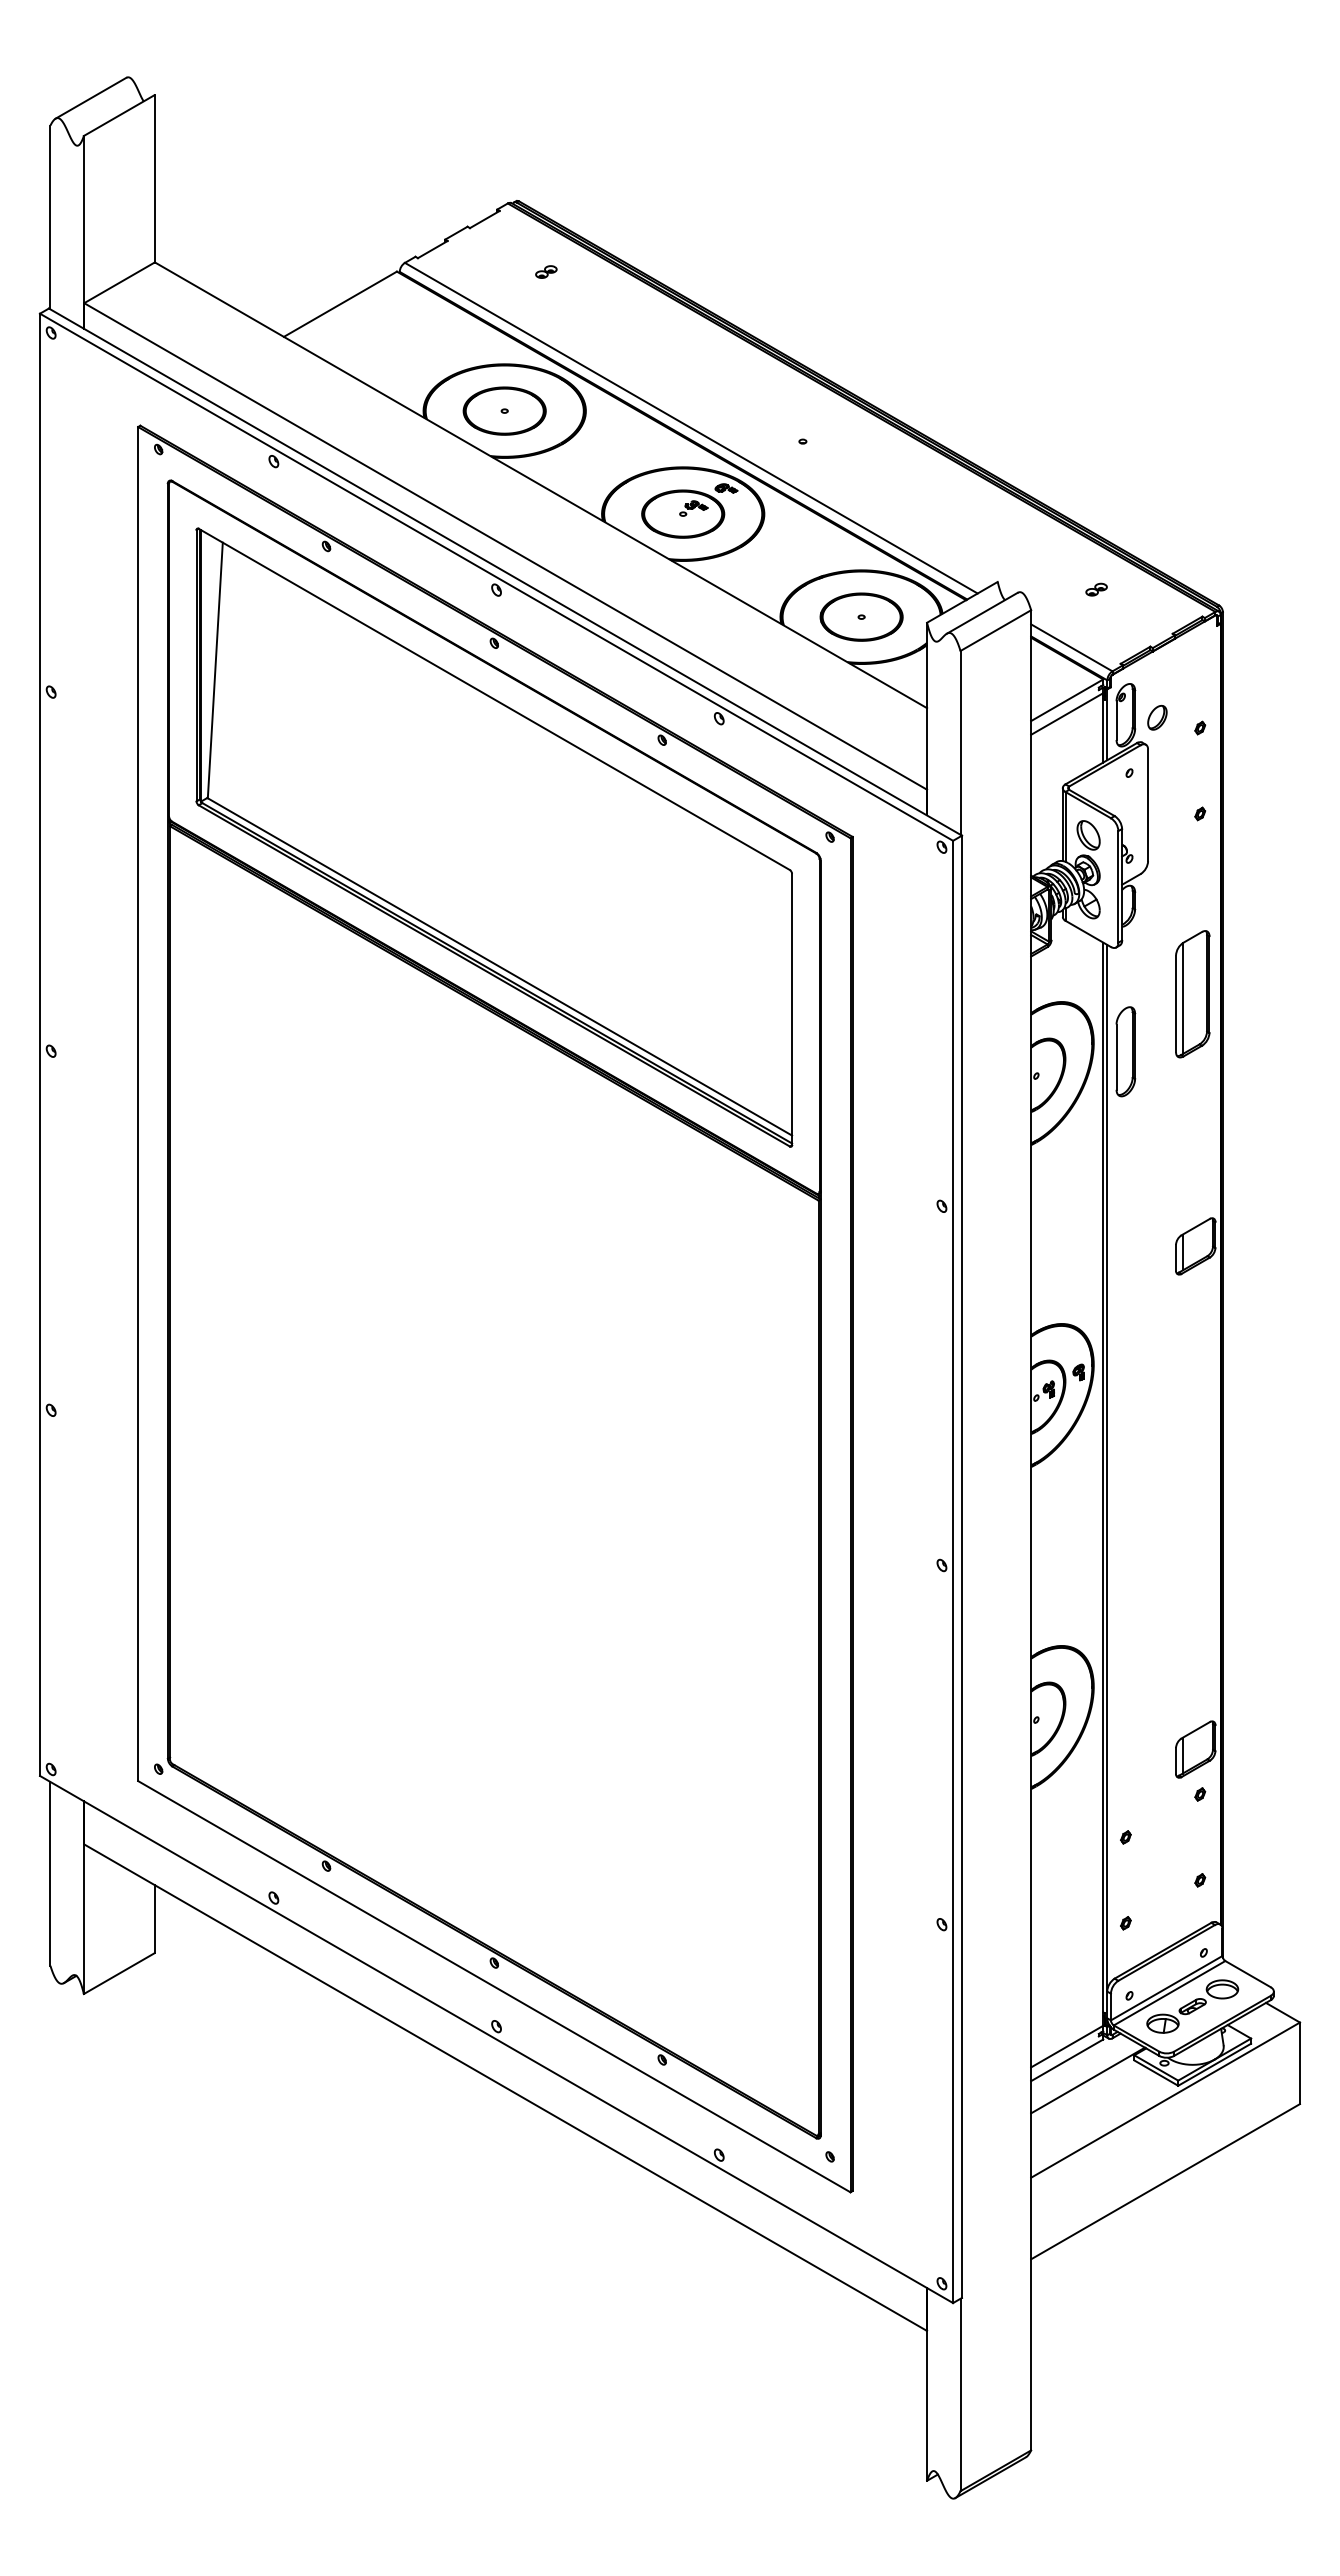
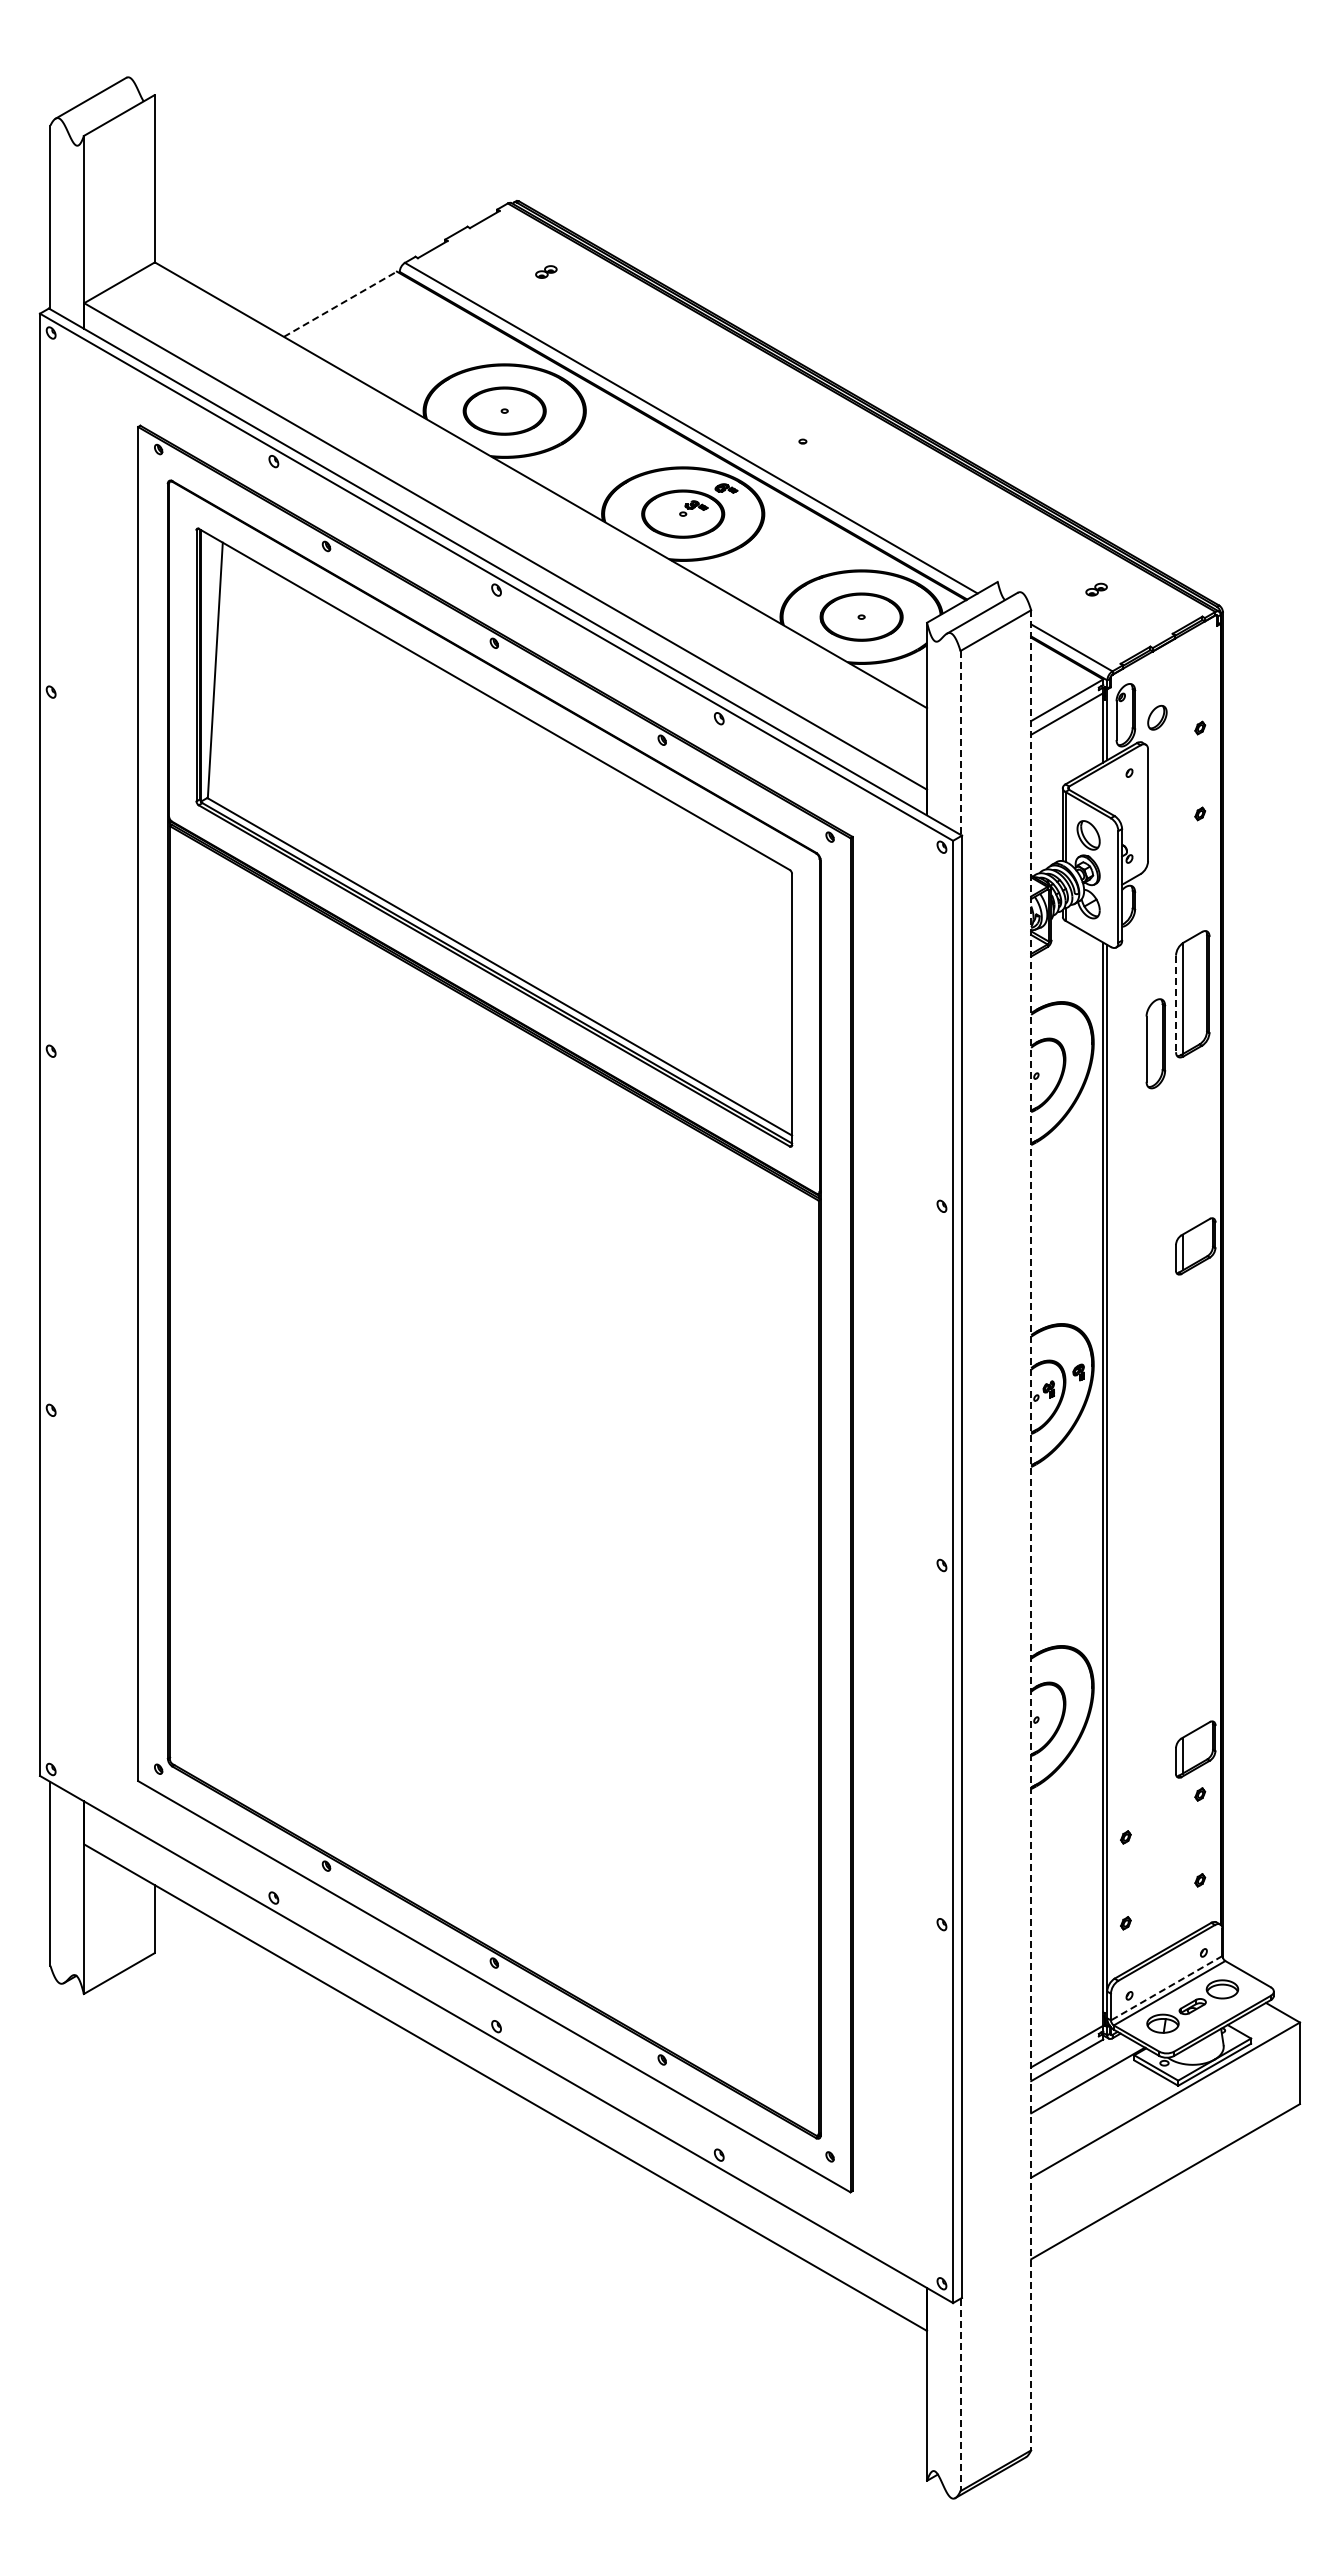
line: solid -> dashed (340, 304)
line: solid -> dashed (960, 742)
line: solid -> dashed (1176, 1004)
part position: (1125, 1051) -> (1155, 1043) (1155, 1043)
line: solid -> dashed (1031, 1530)
line: solid -> dashed (1166, 1988)
line: solid -> dashed (960, 2395)
